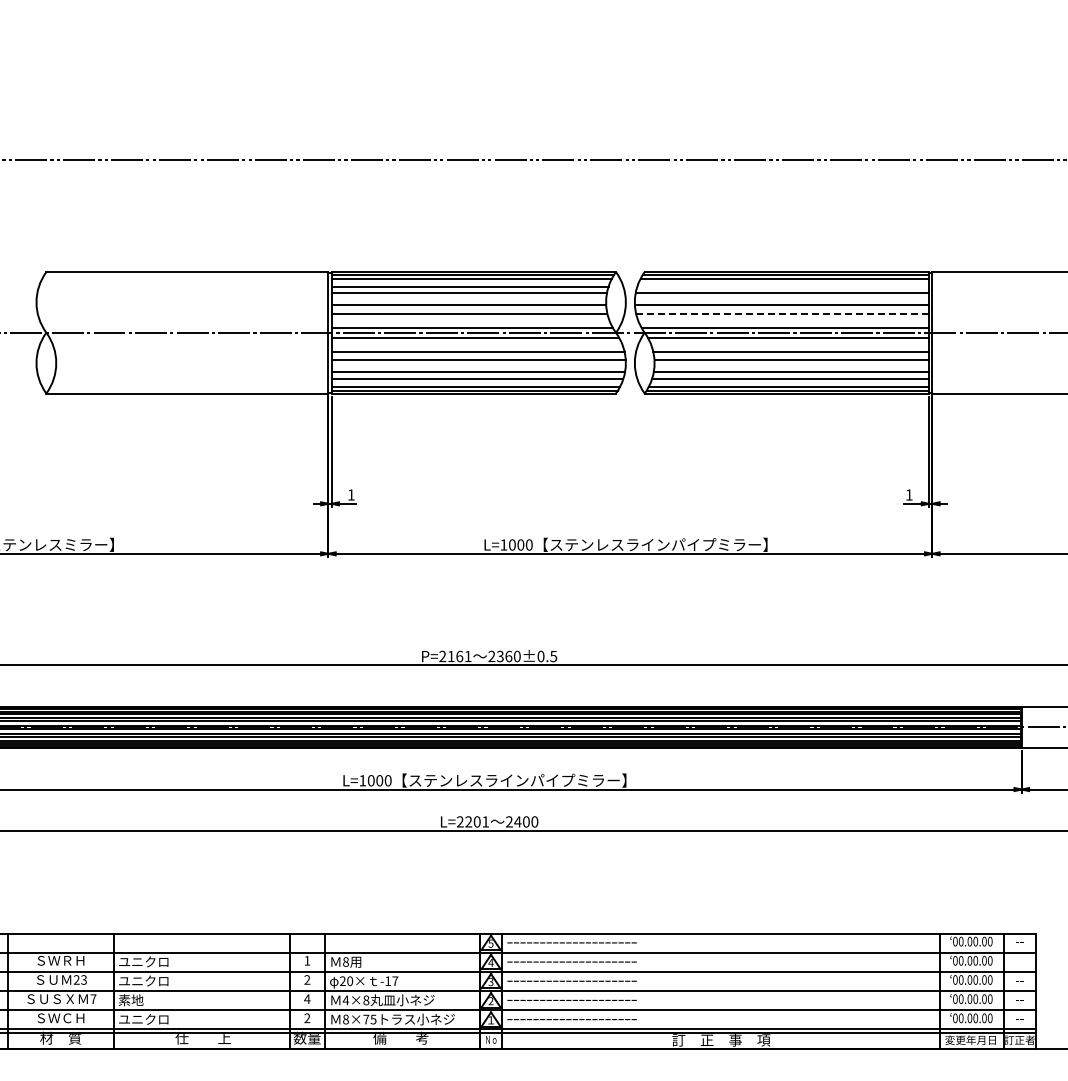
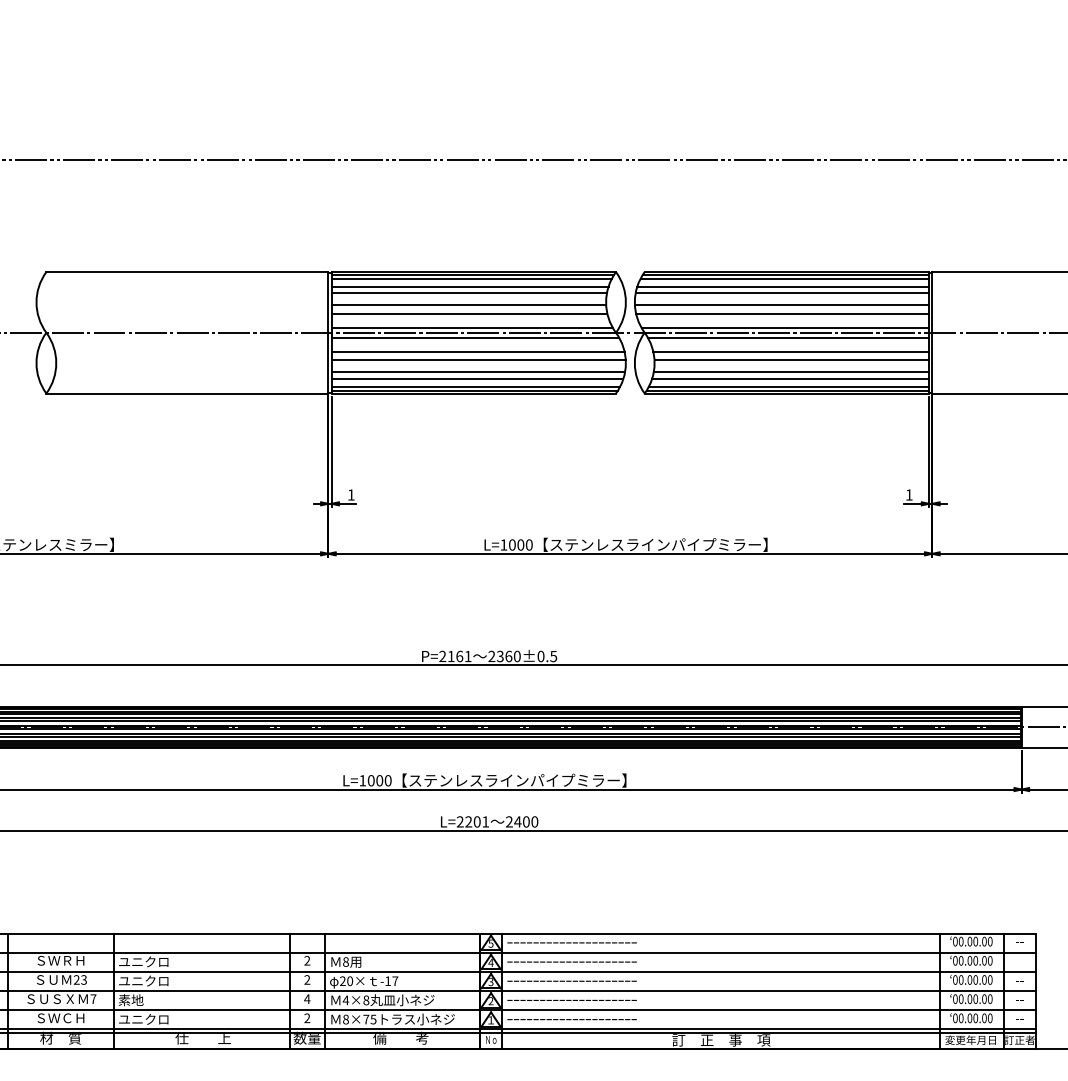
line: none -> present (783, 286)
line: dashed -> solid (783, 314)
text: 1 -> 2 (307, 960)
